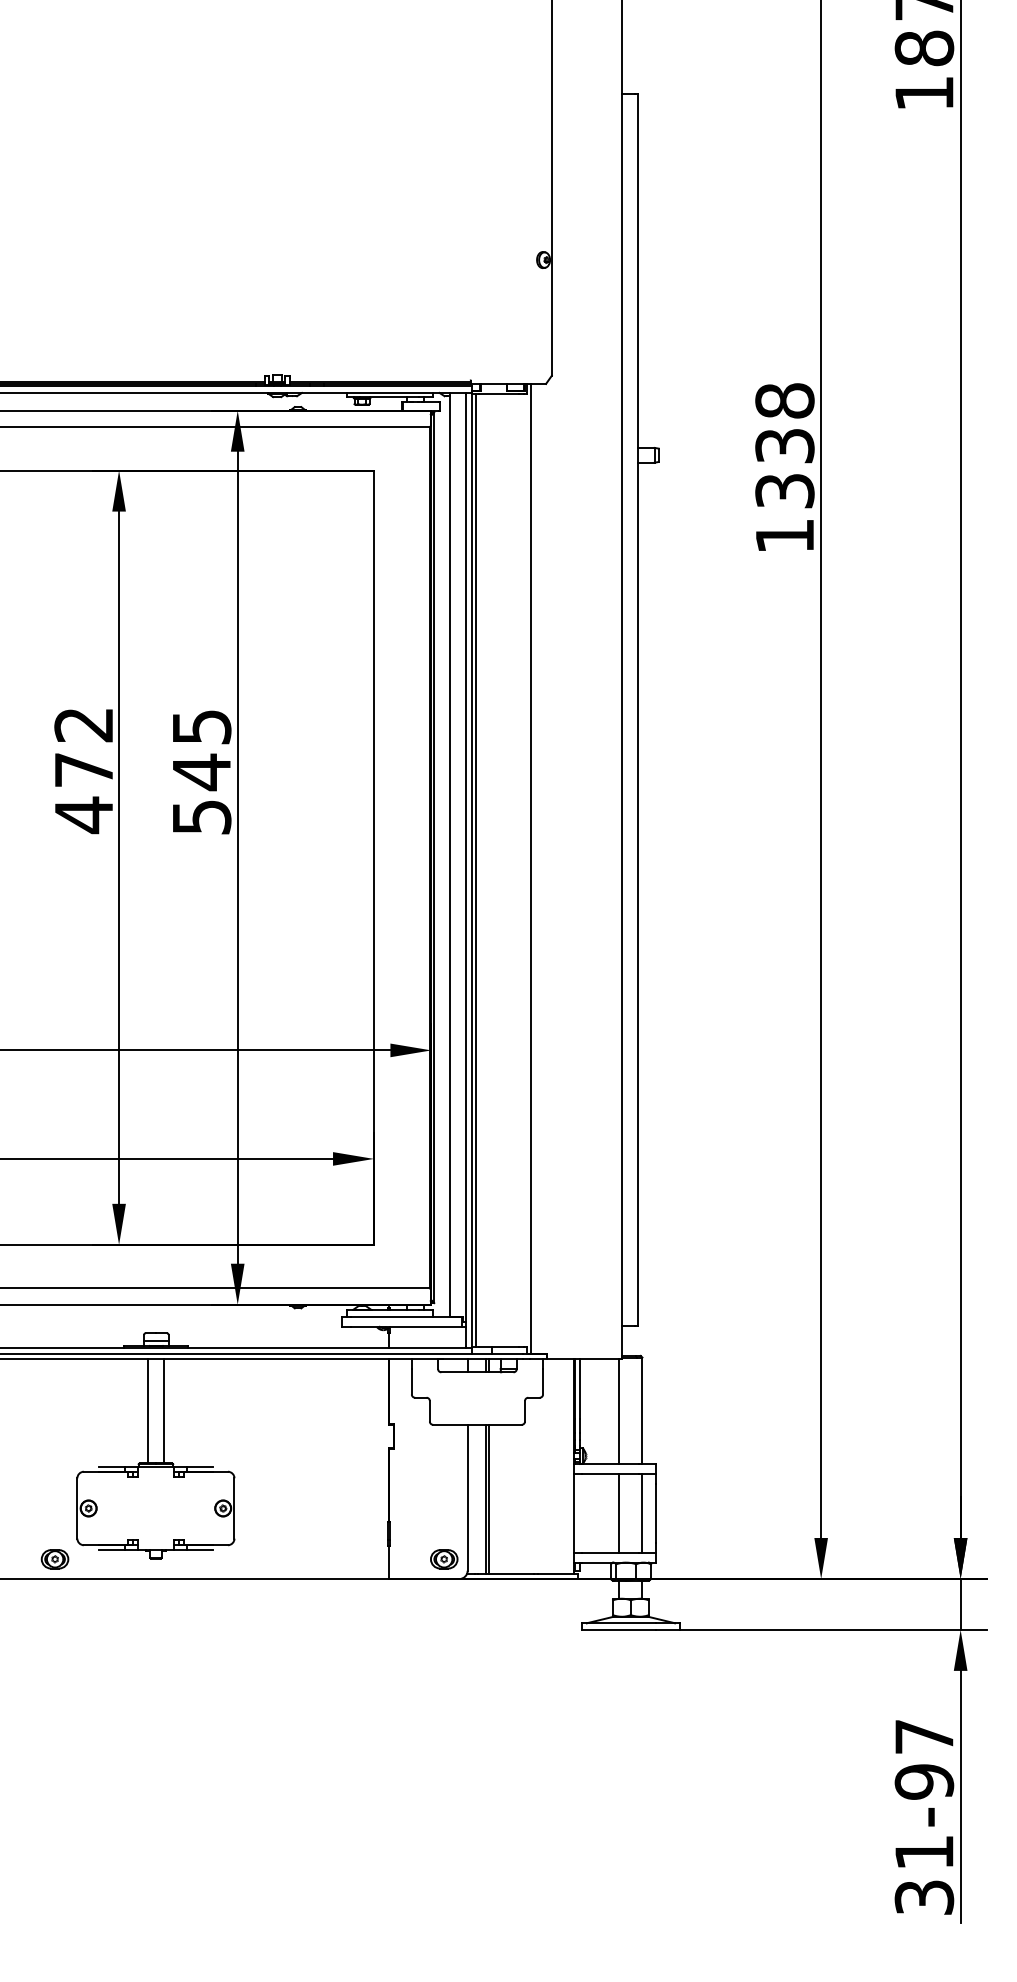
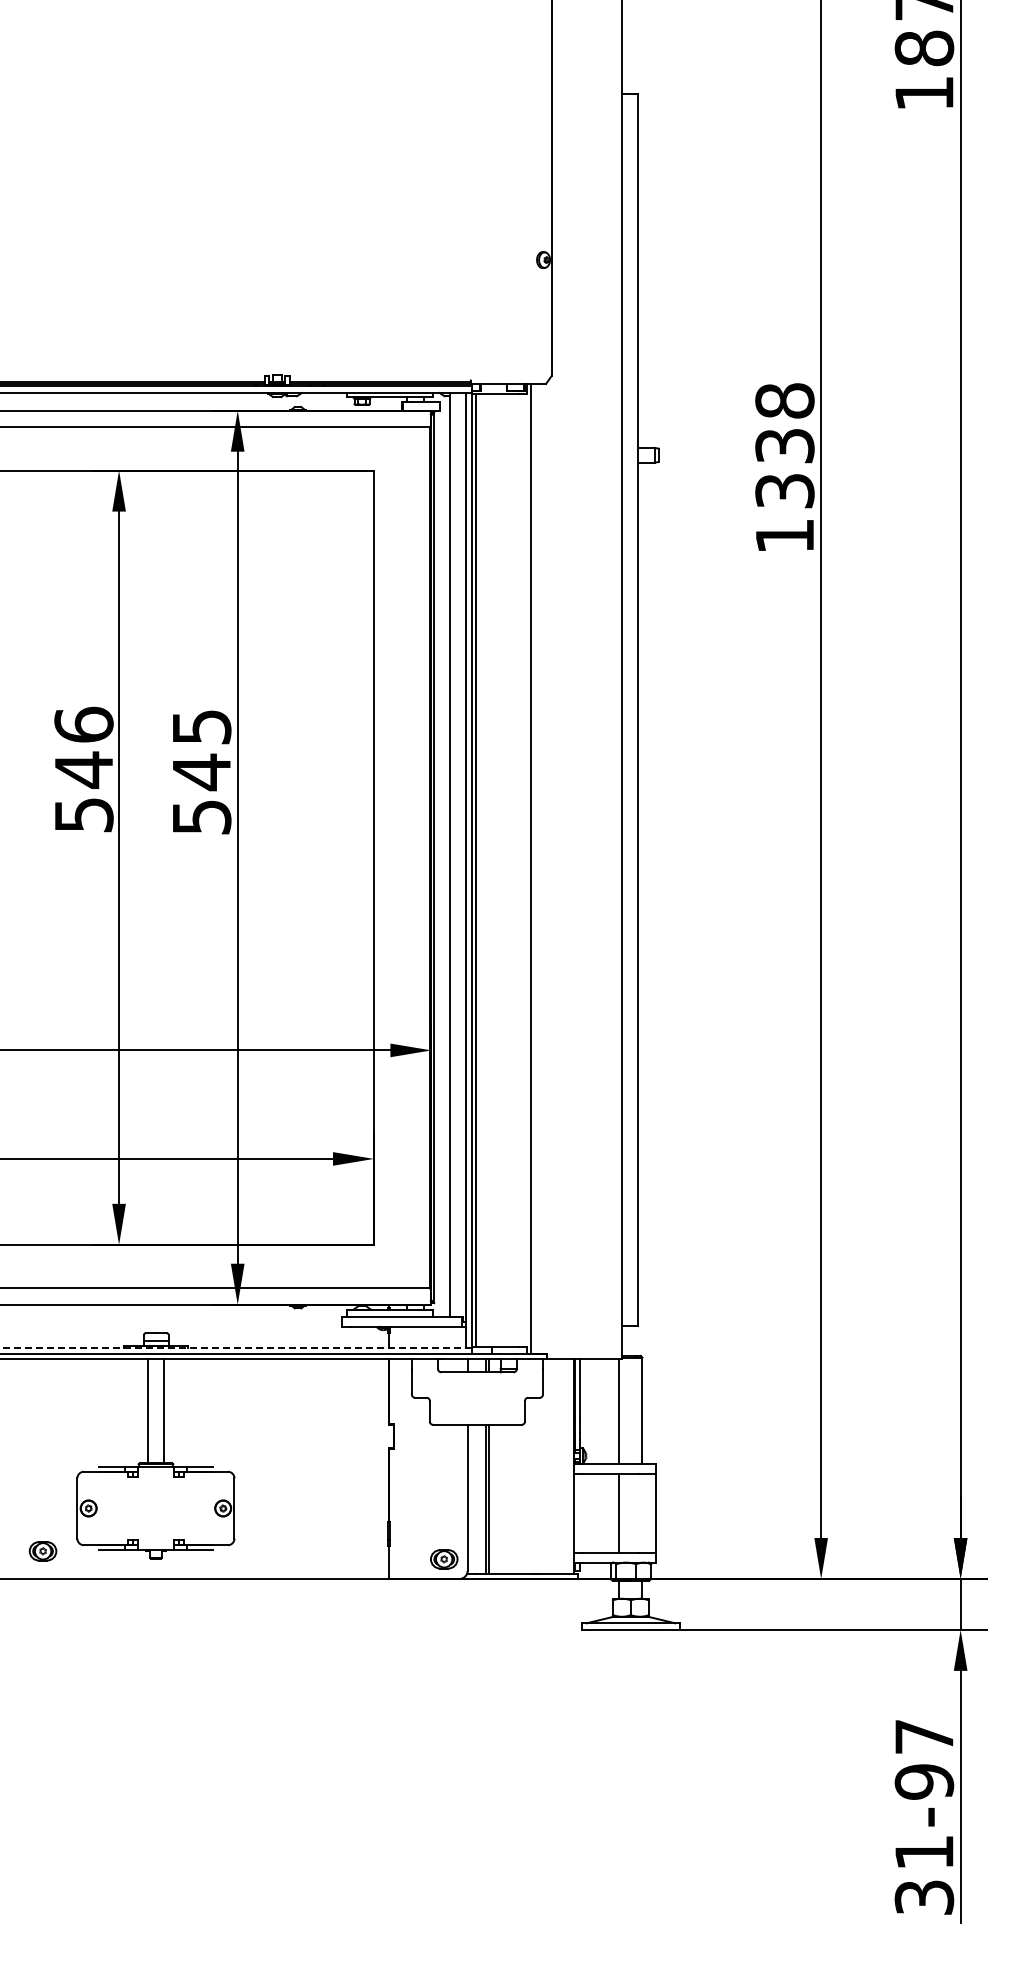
text: 472 -> 546 (83, 770)
line: solid -> dashed (235, 1347)
line: present -> none (642, 1513)
part position: (54, 1559) -> (42, 1551) (42, 1551)
